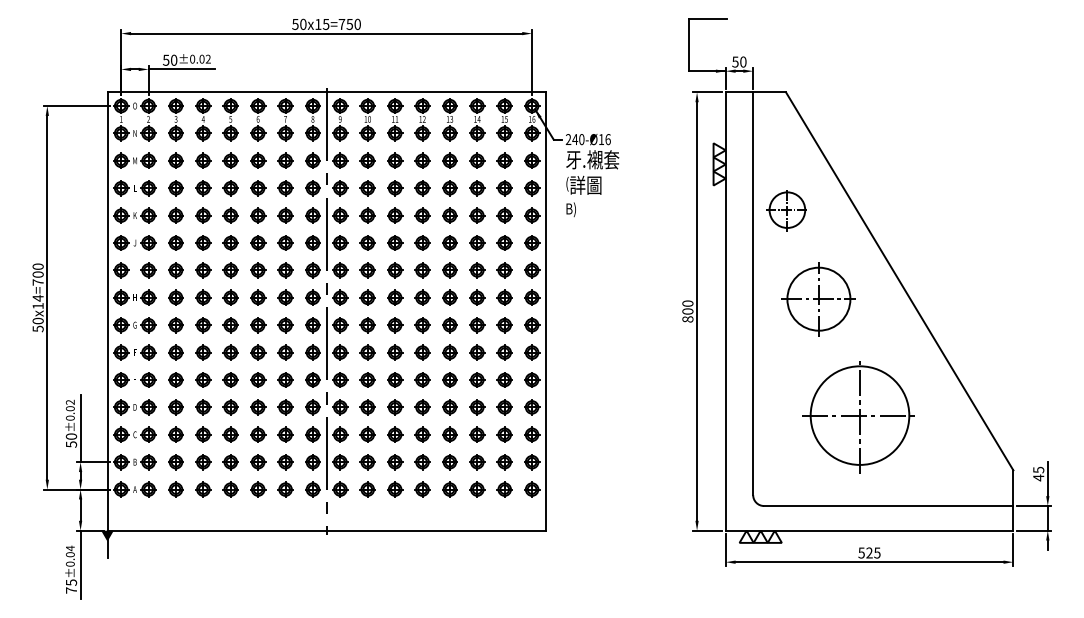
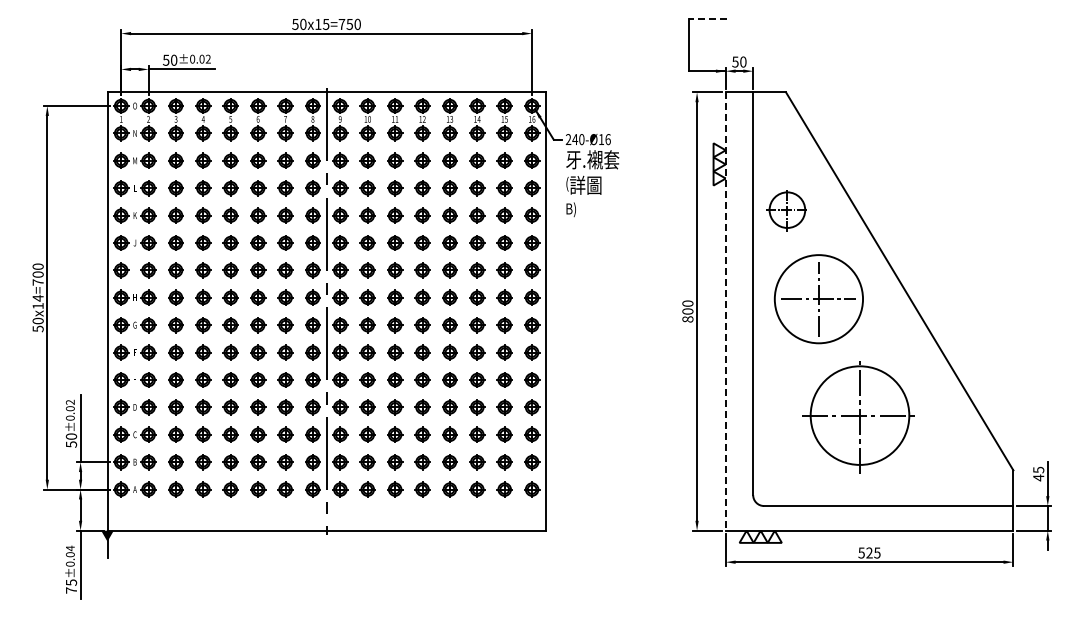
line: solid -> dashed (708, 18)
circle diameter: 63 px -> 88 px (818, 299)
line: solid -> dashed (725, 312)
